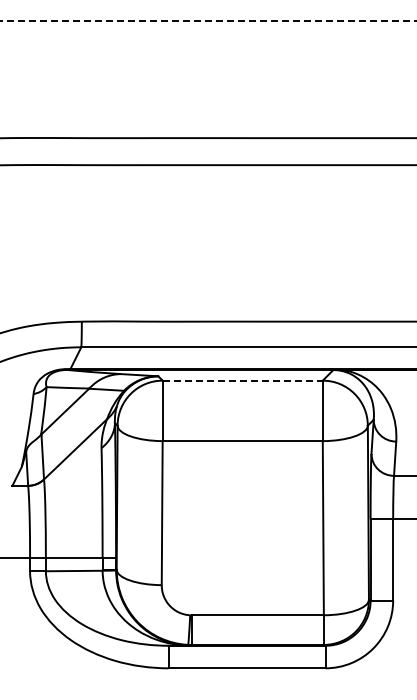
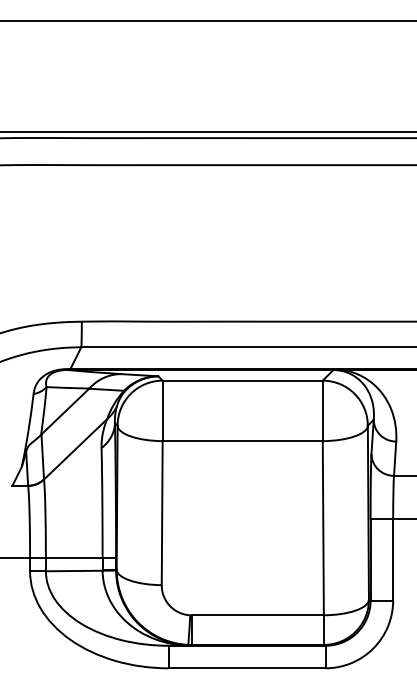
line: dashed -> solid (208, 20)
line: none -> present (207, 131)
line: dashed -> solid (243, 380)
